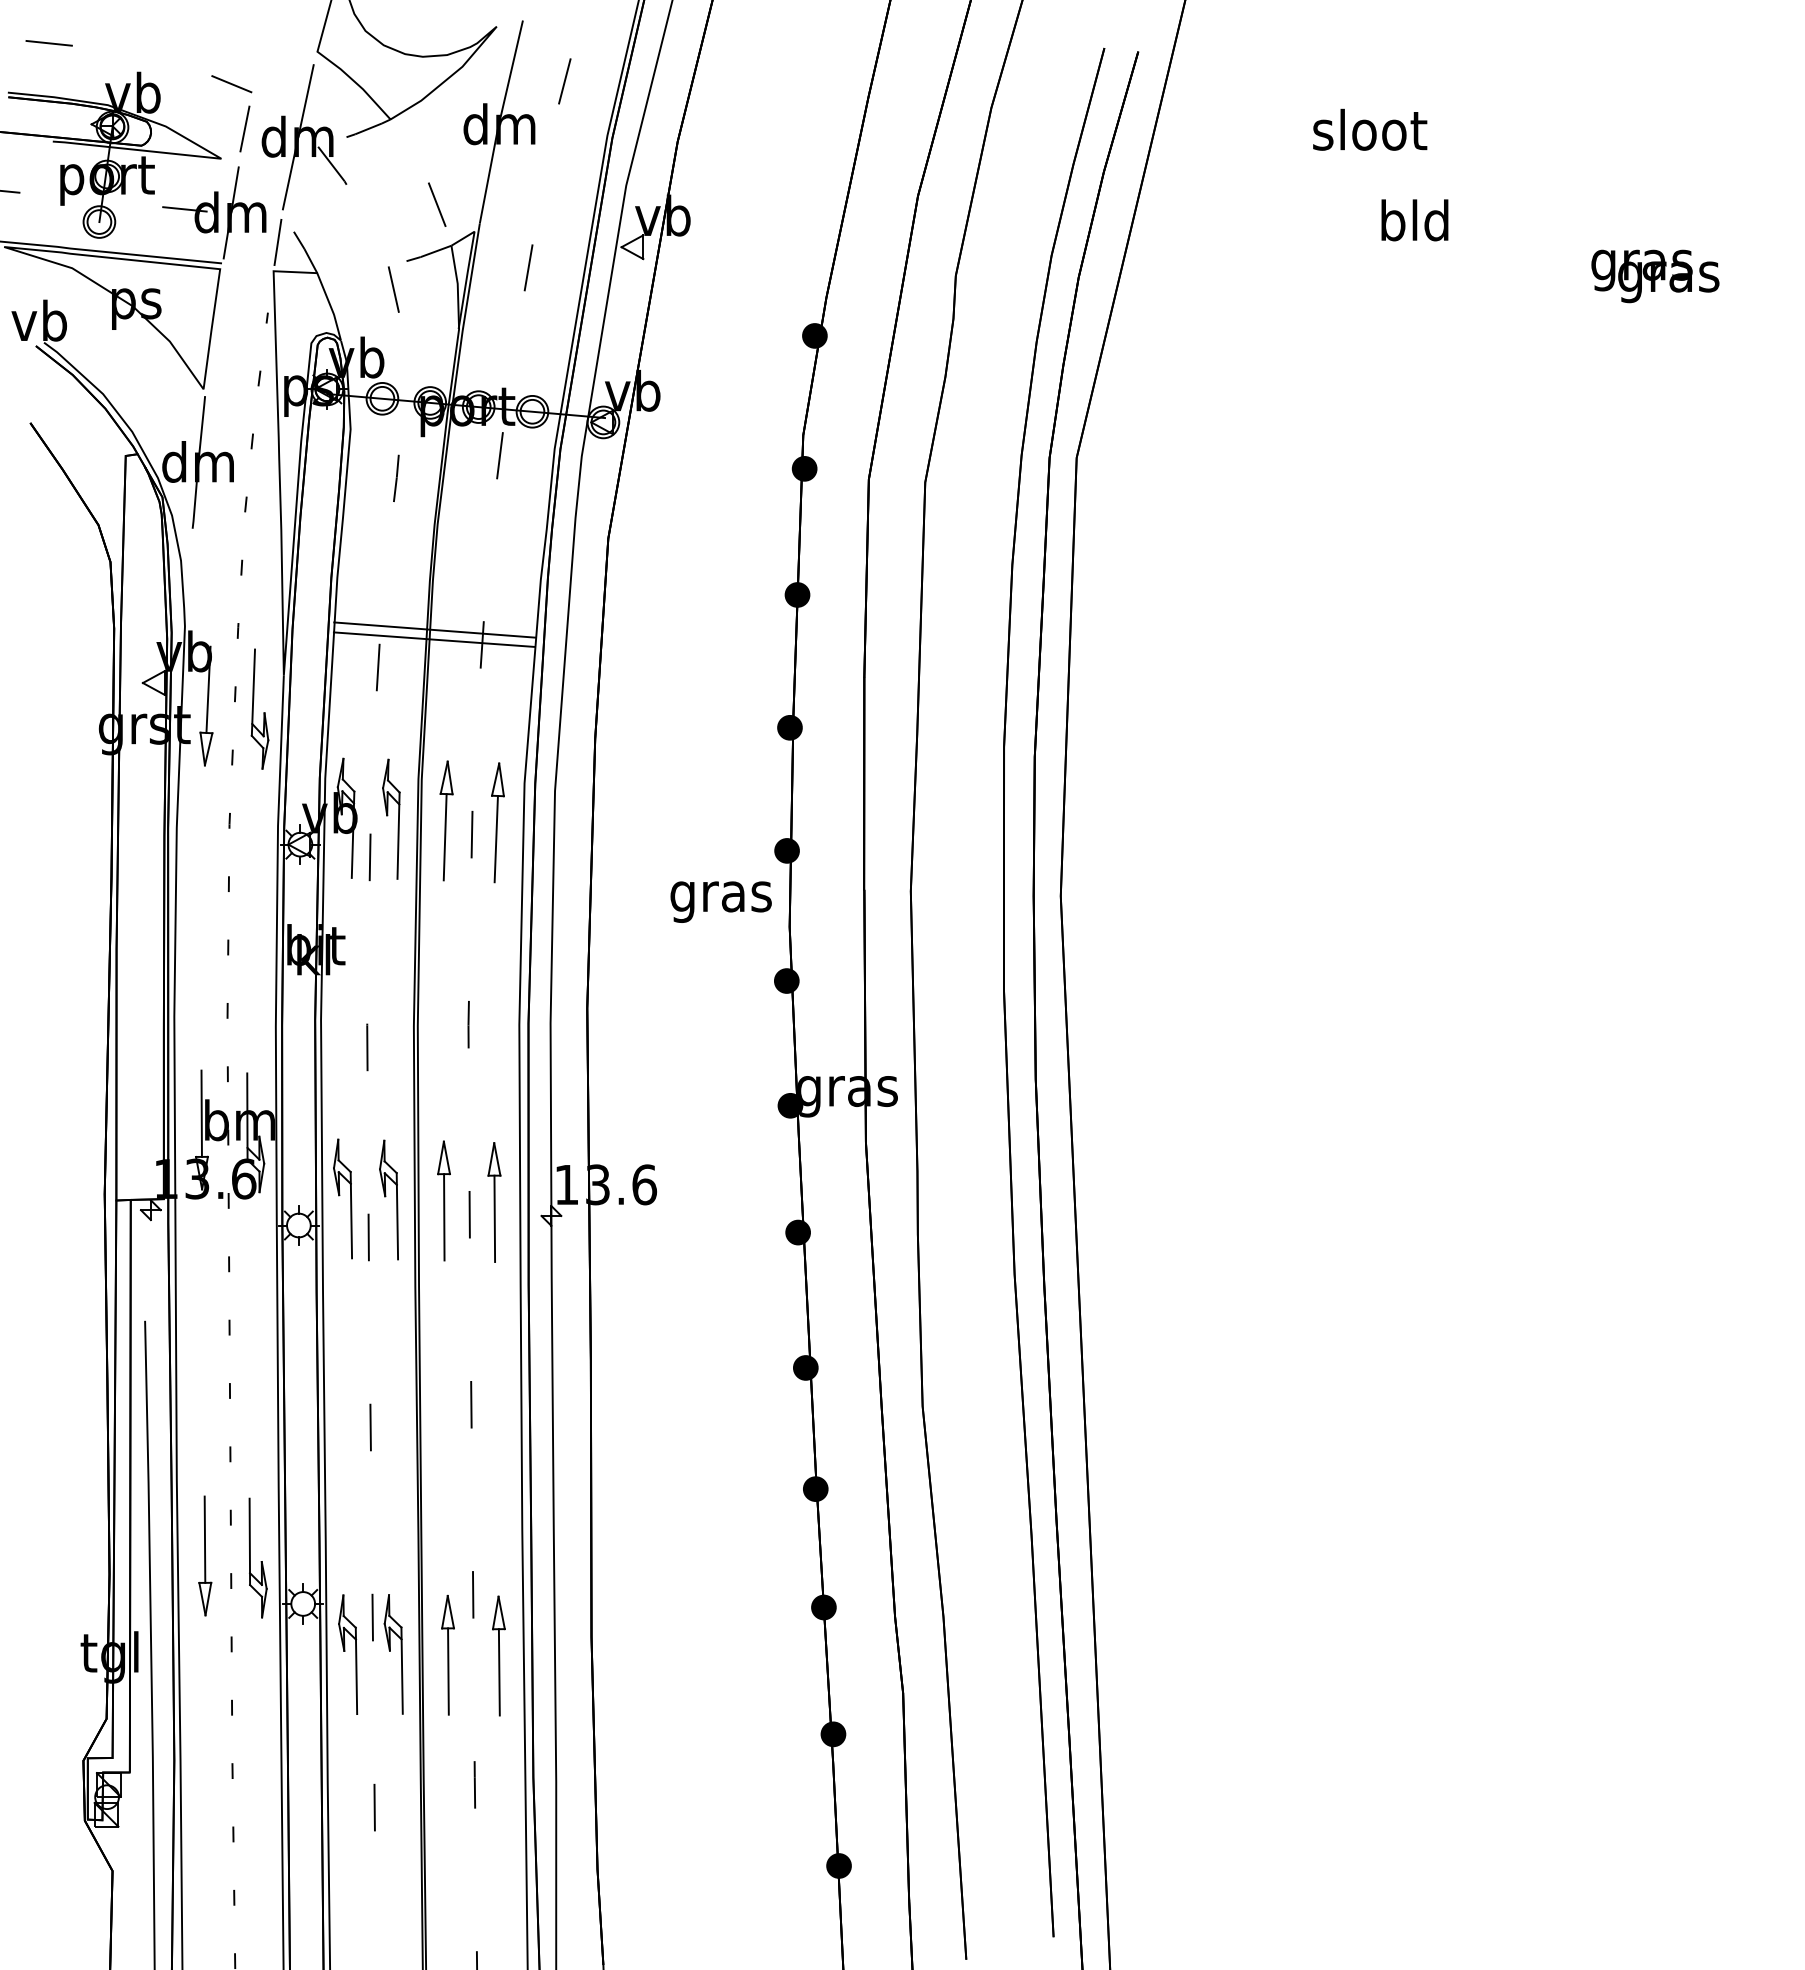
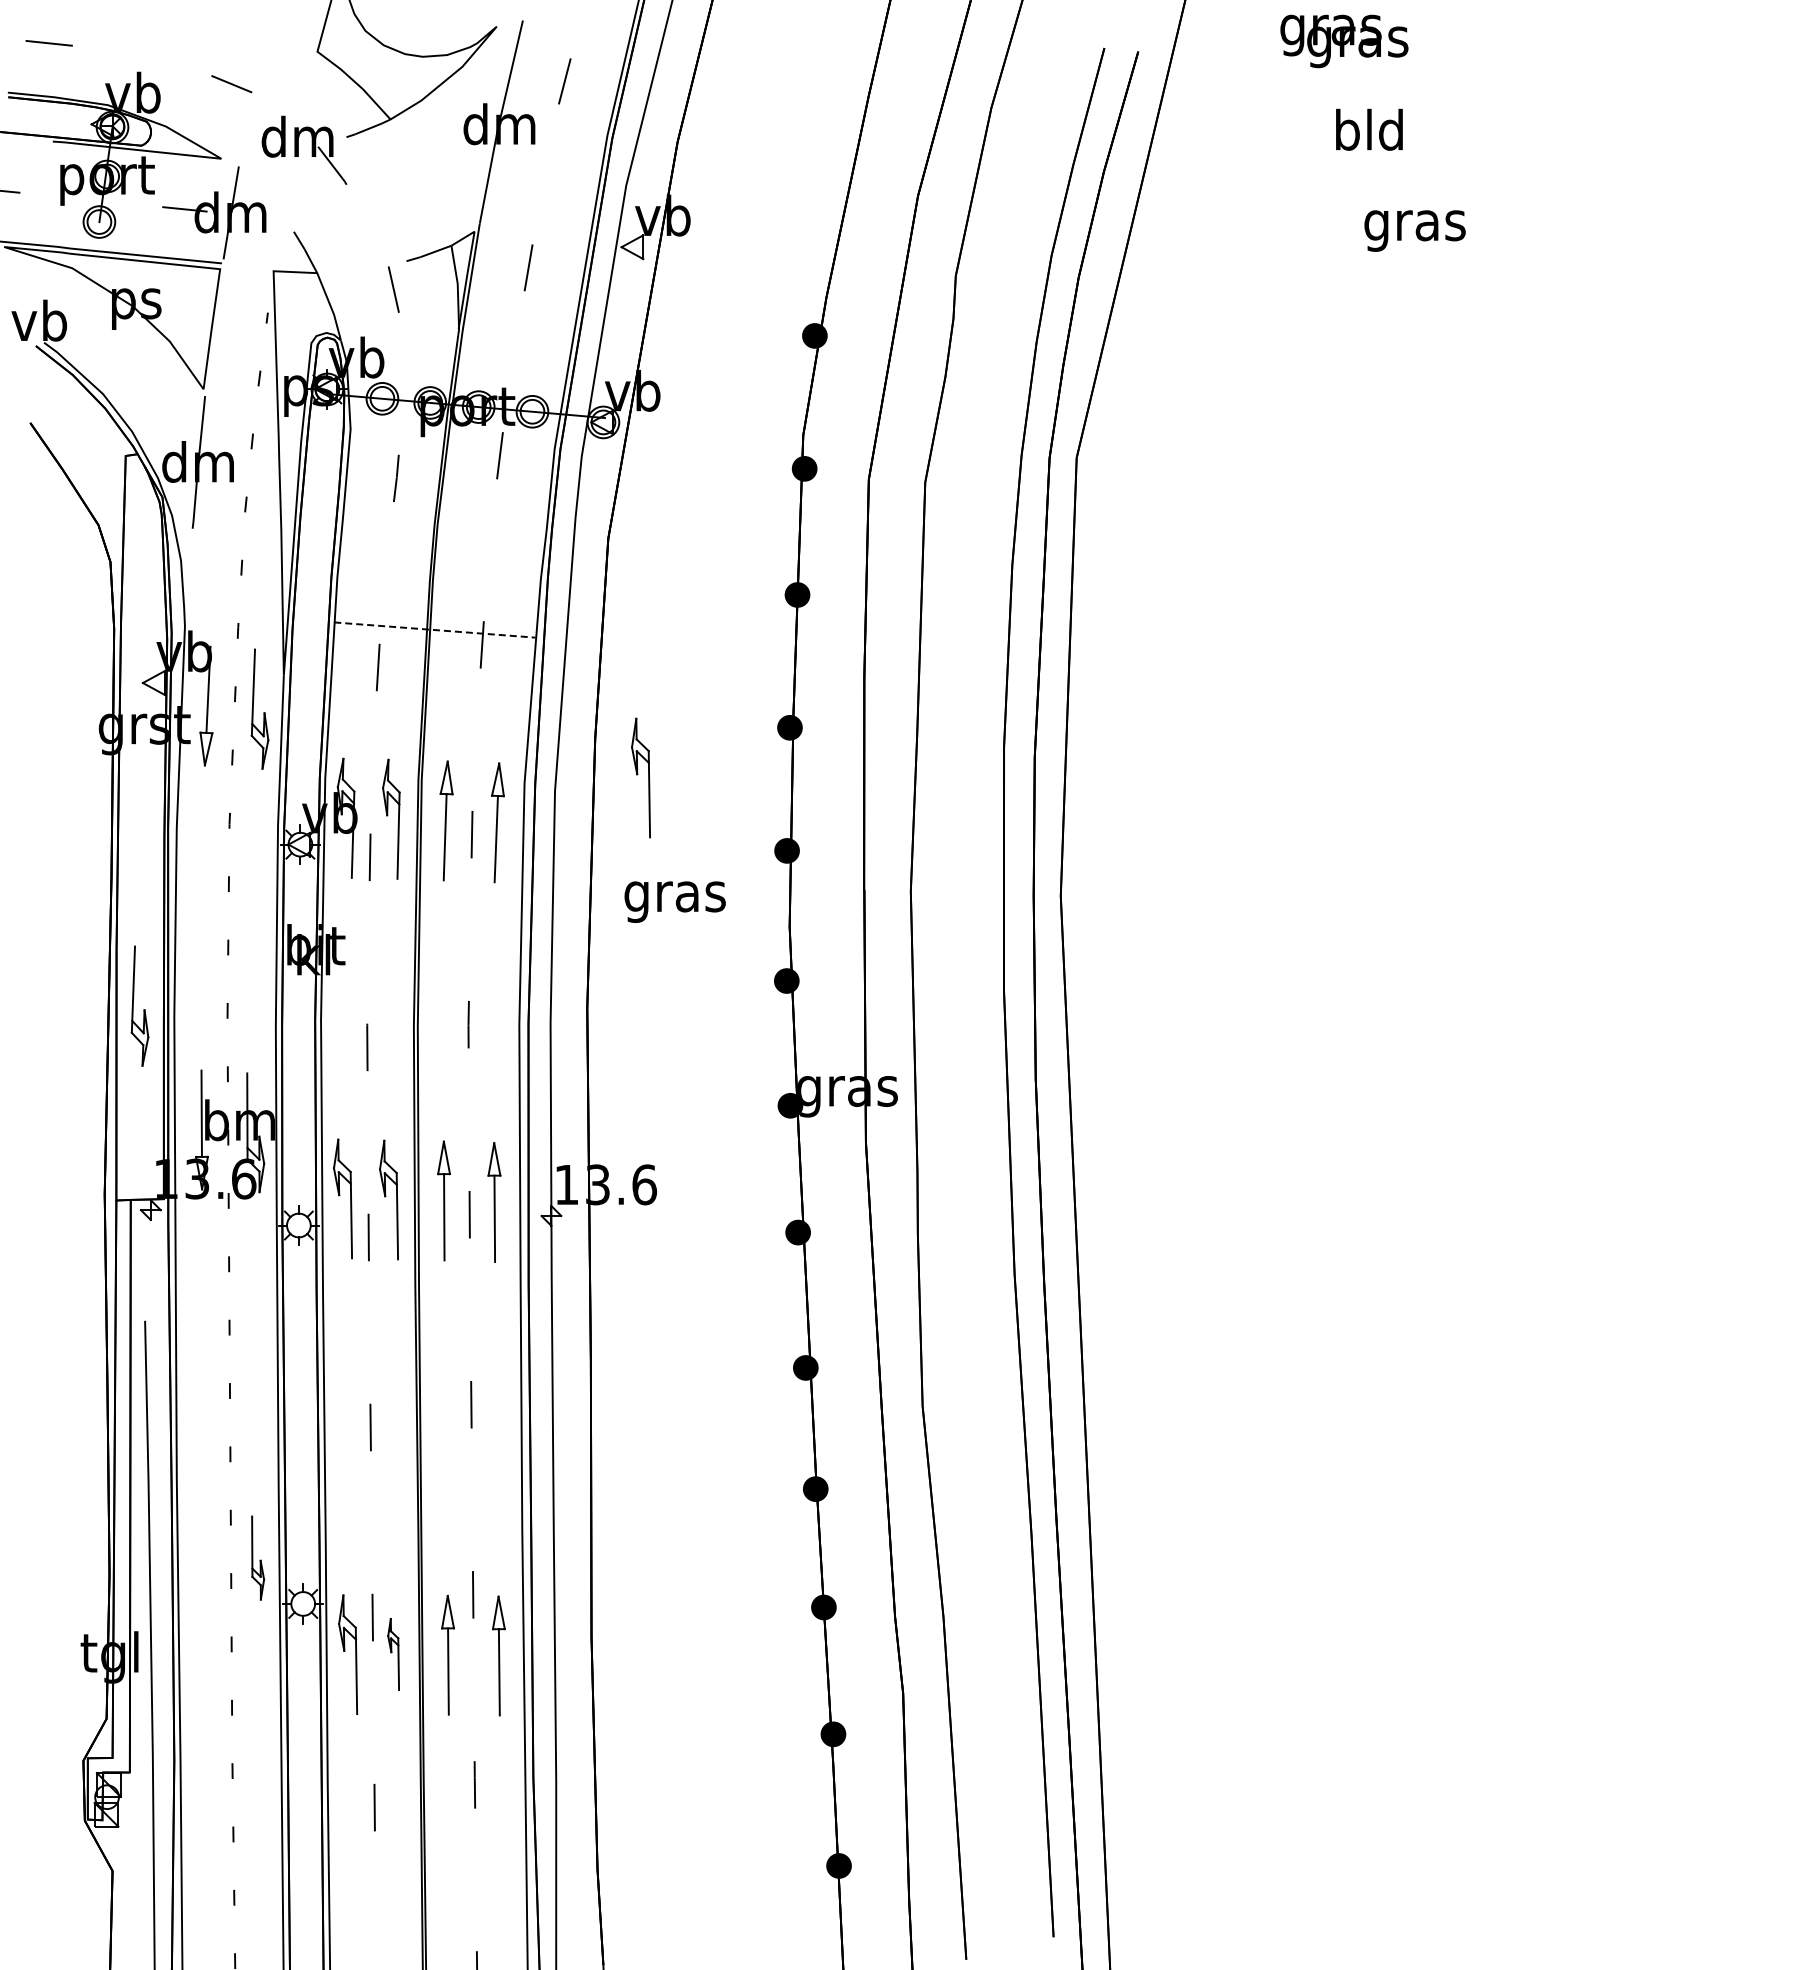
line: present -> none (244, 128)
text: sloot -> bld (1370, 129)
line: present -> none (297, 137)
line: present -> none (437, 204)
text: bld -> gras (1414, 225)
line: present -> none (278, 240)
text position: (1655, 276) -> (1344, 41) (1344, 41)
line: solid -> dashed (434, 630)
line: present -> none (433, 639)
part: none -> present (640, 777)
text position: (720, 901) -> (674, 901) (674, 901)
part: none -> present (139, 1005)
part: present -> none (205, 1555)
part size: 20x122 px -> 15x86 px (258, 1557)
part size: 21x121 px -> 13x73 px (393, 1654)
